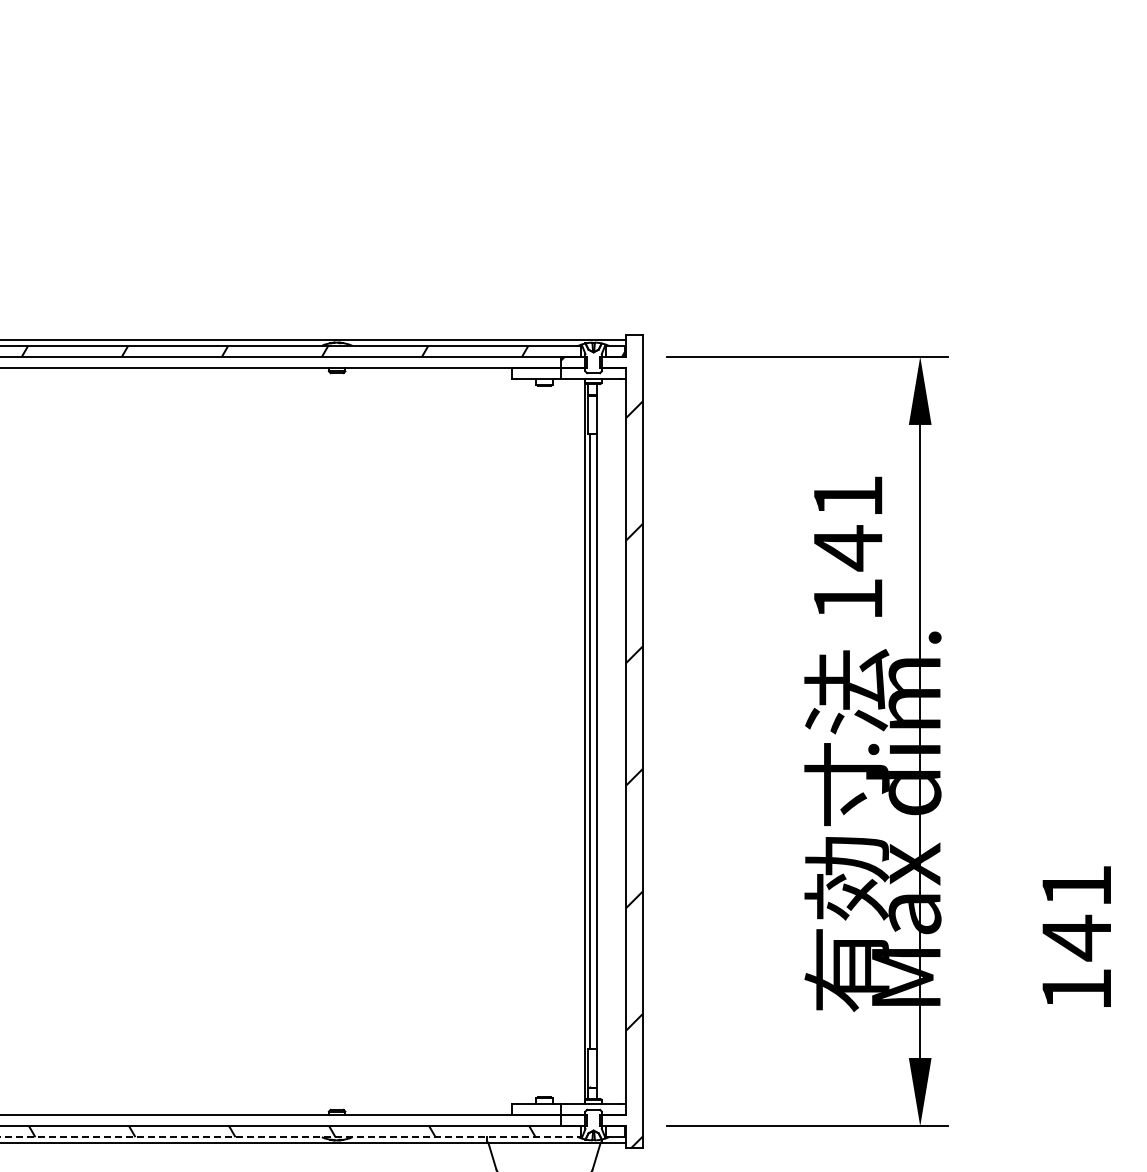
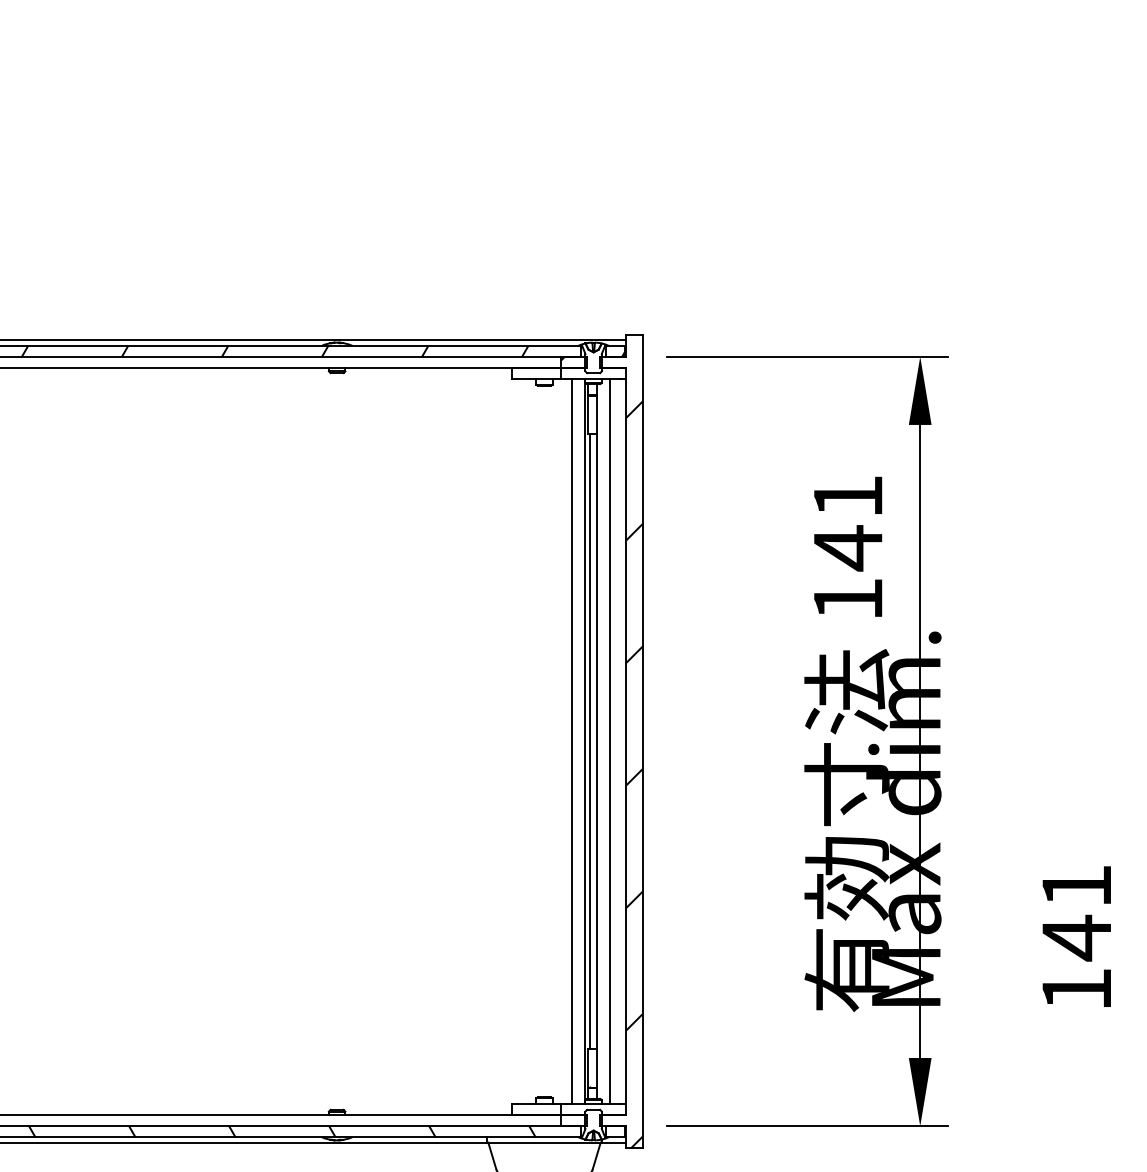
line: none -> present (571, 741)
line: none -> present (610, 741)
line: dashed -> solid (291, 1137)
